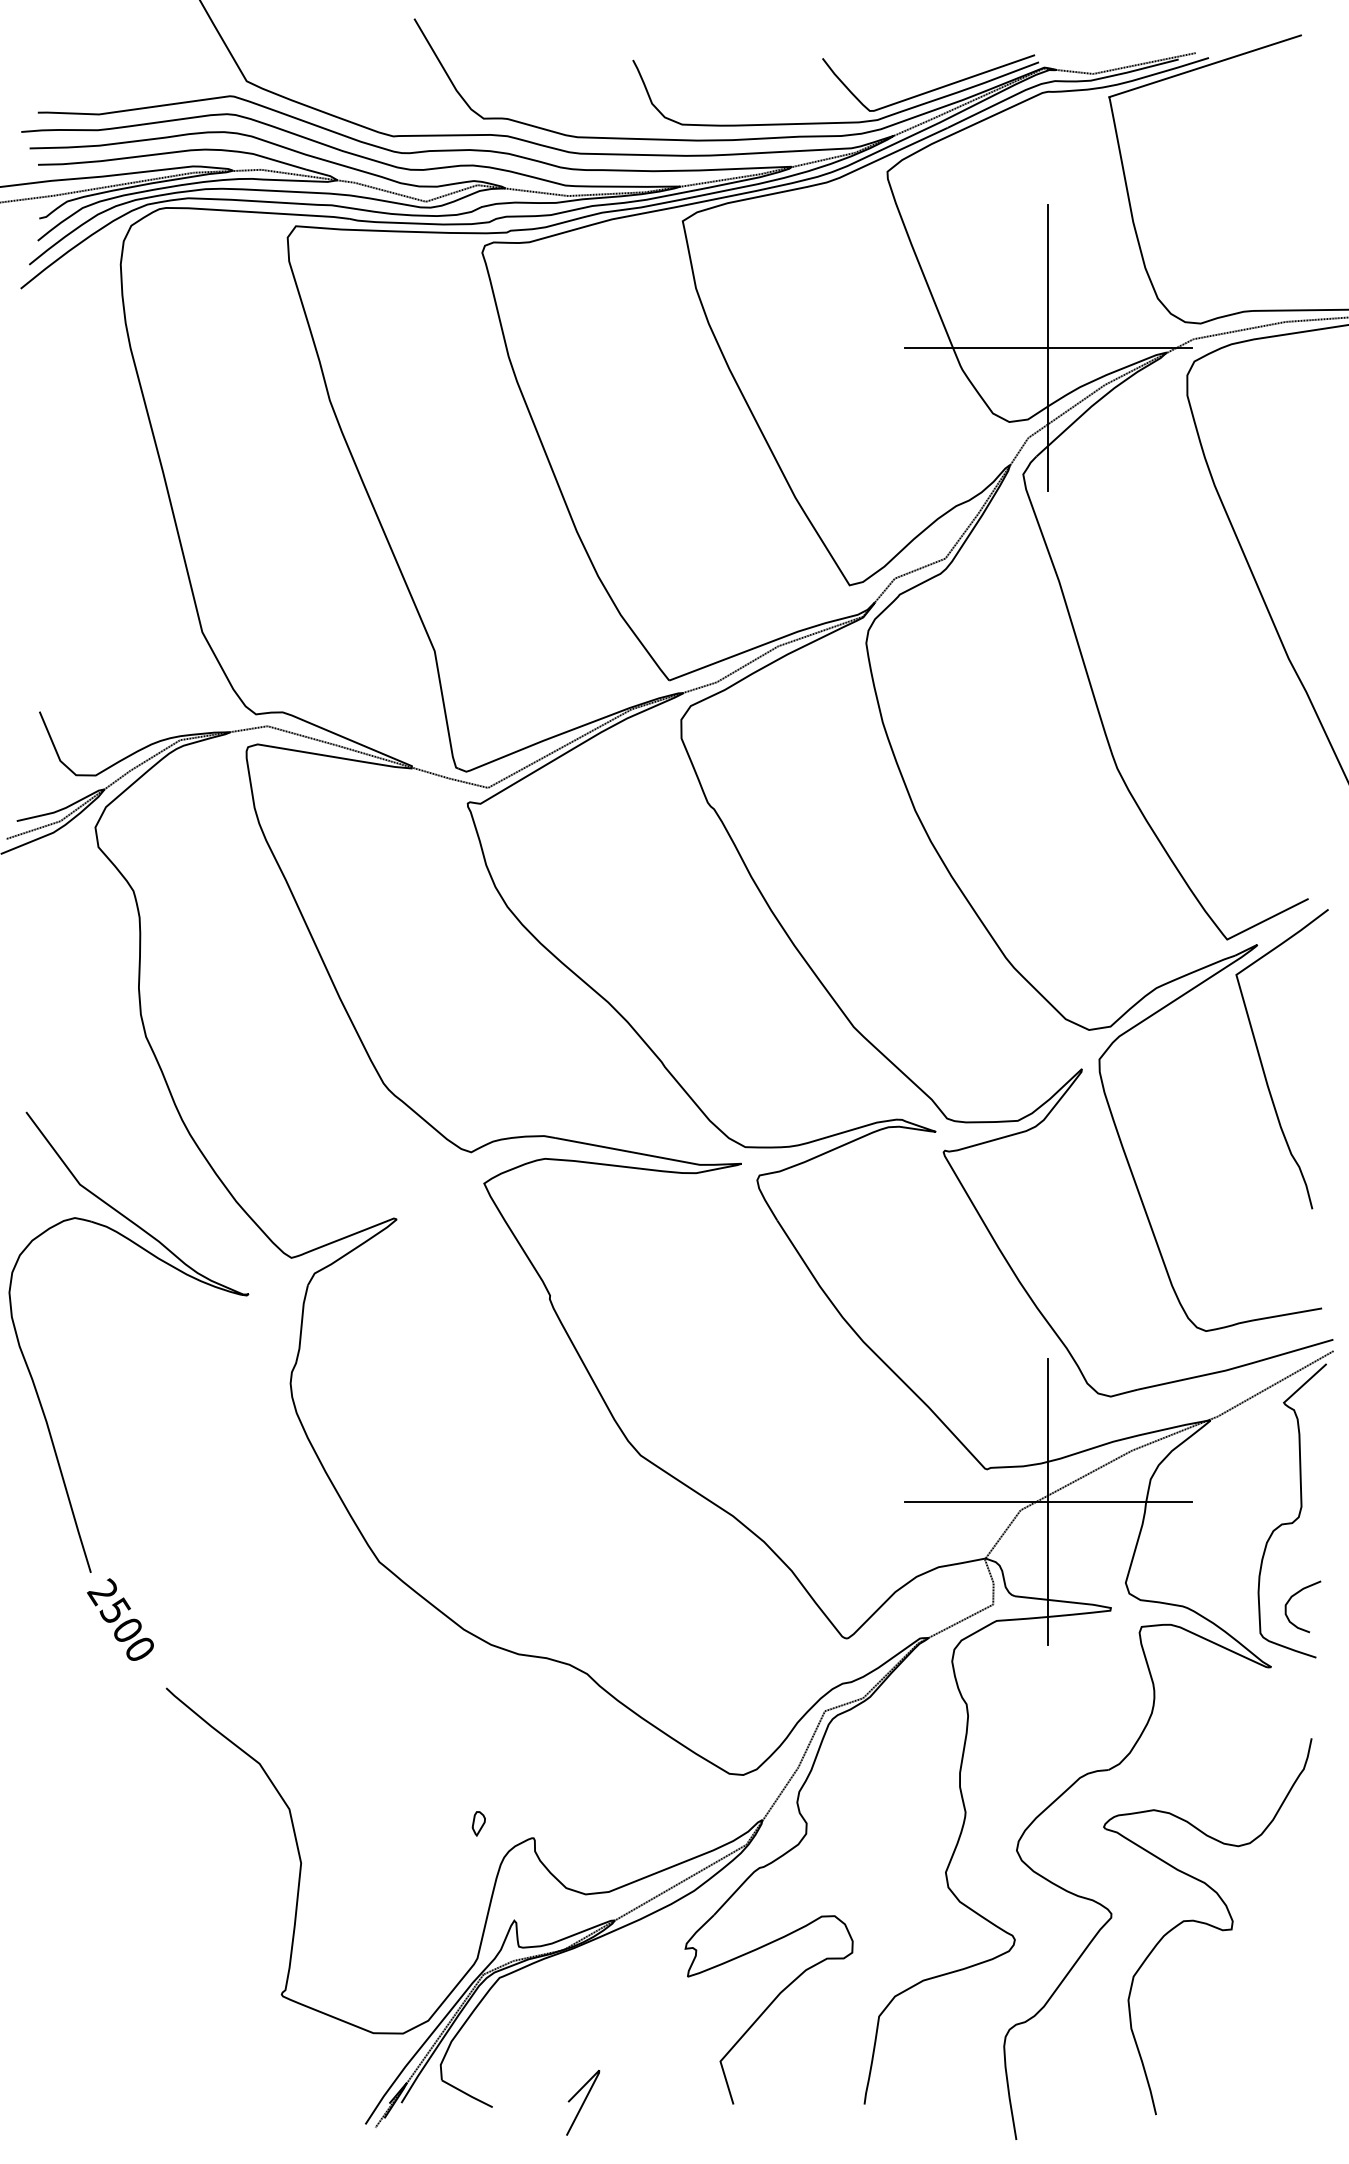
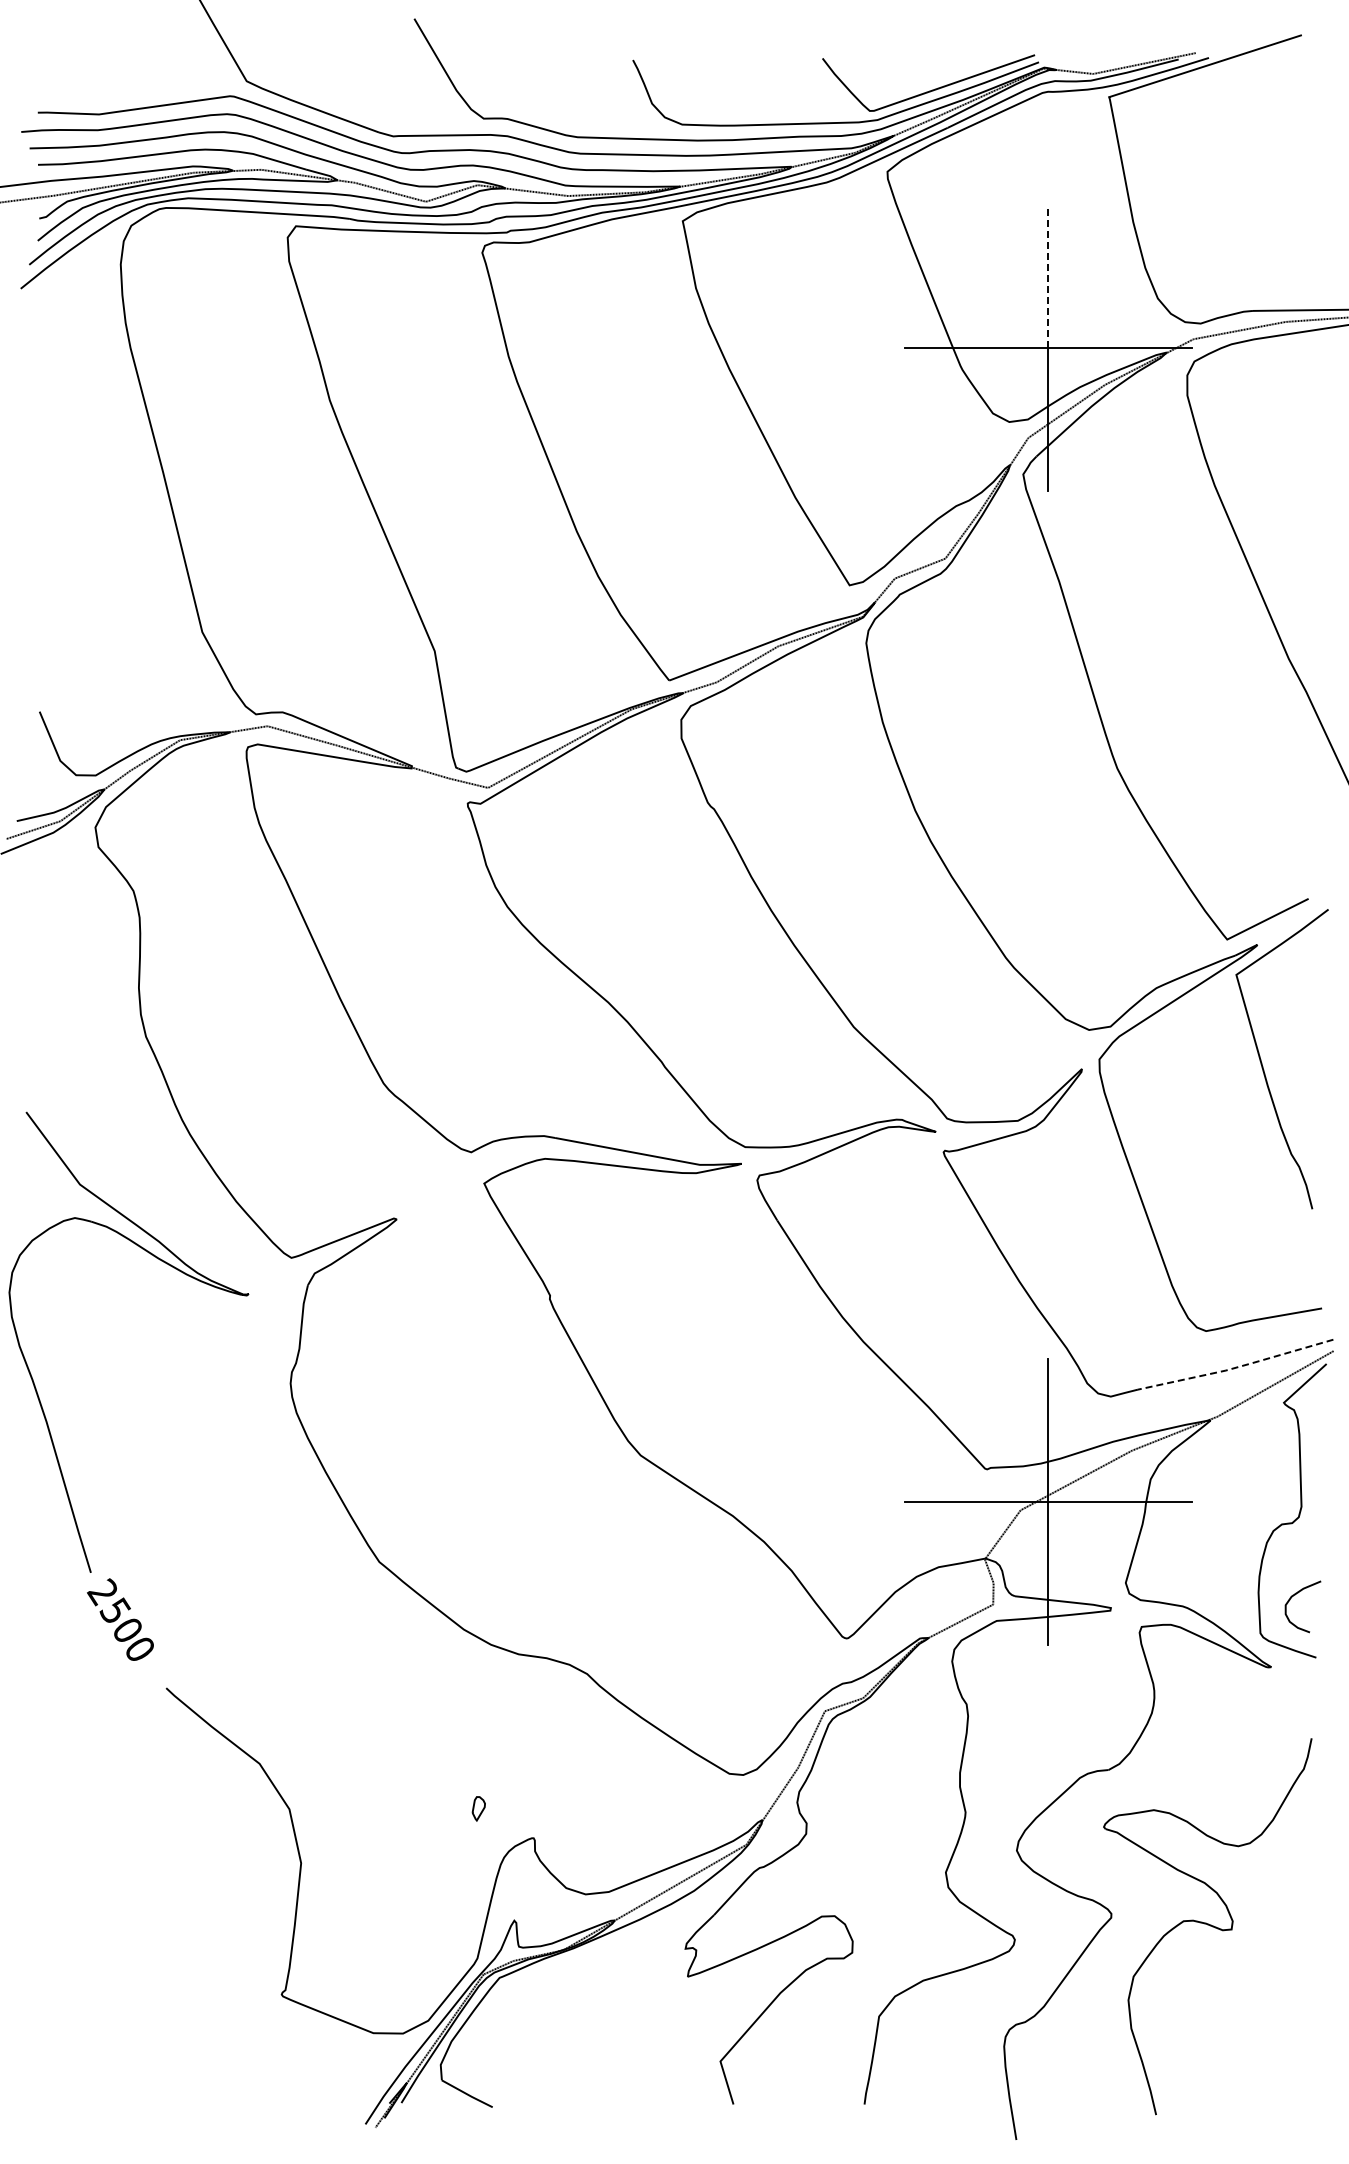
line: solid -> dashed (1048, 276)
line: solid -> dashed (1236, 1367)
part position: (478, 1823) -> (478, 1808) (478, 1808)
line: present -> none (583, 2102)
